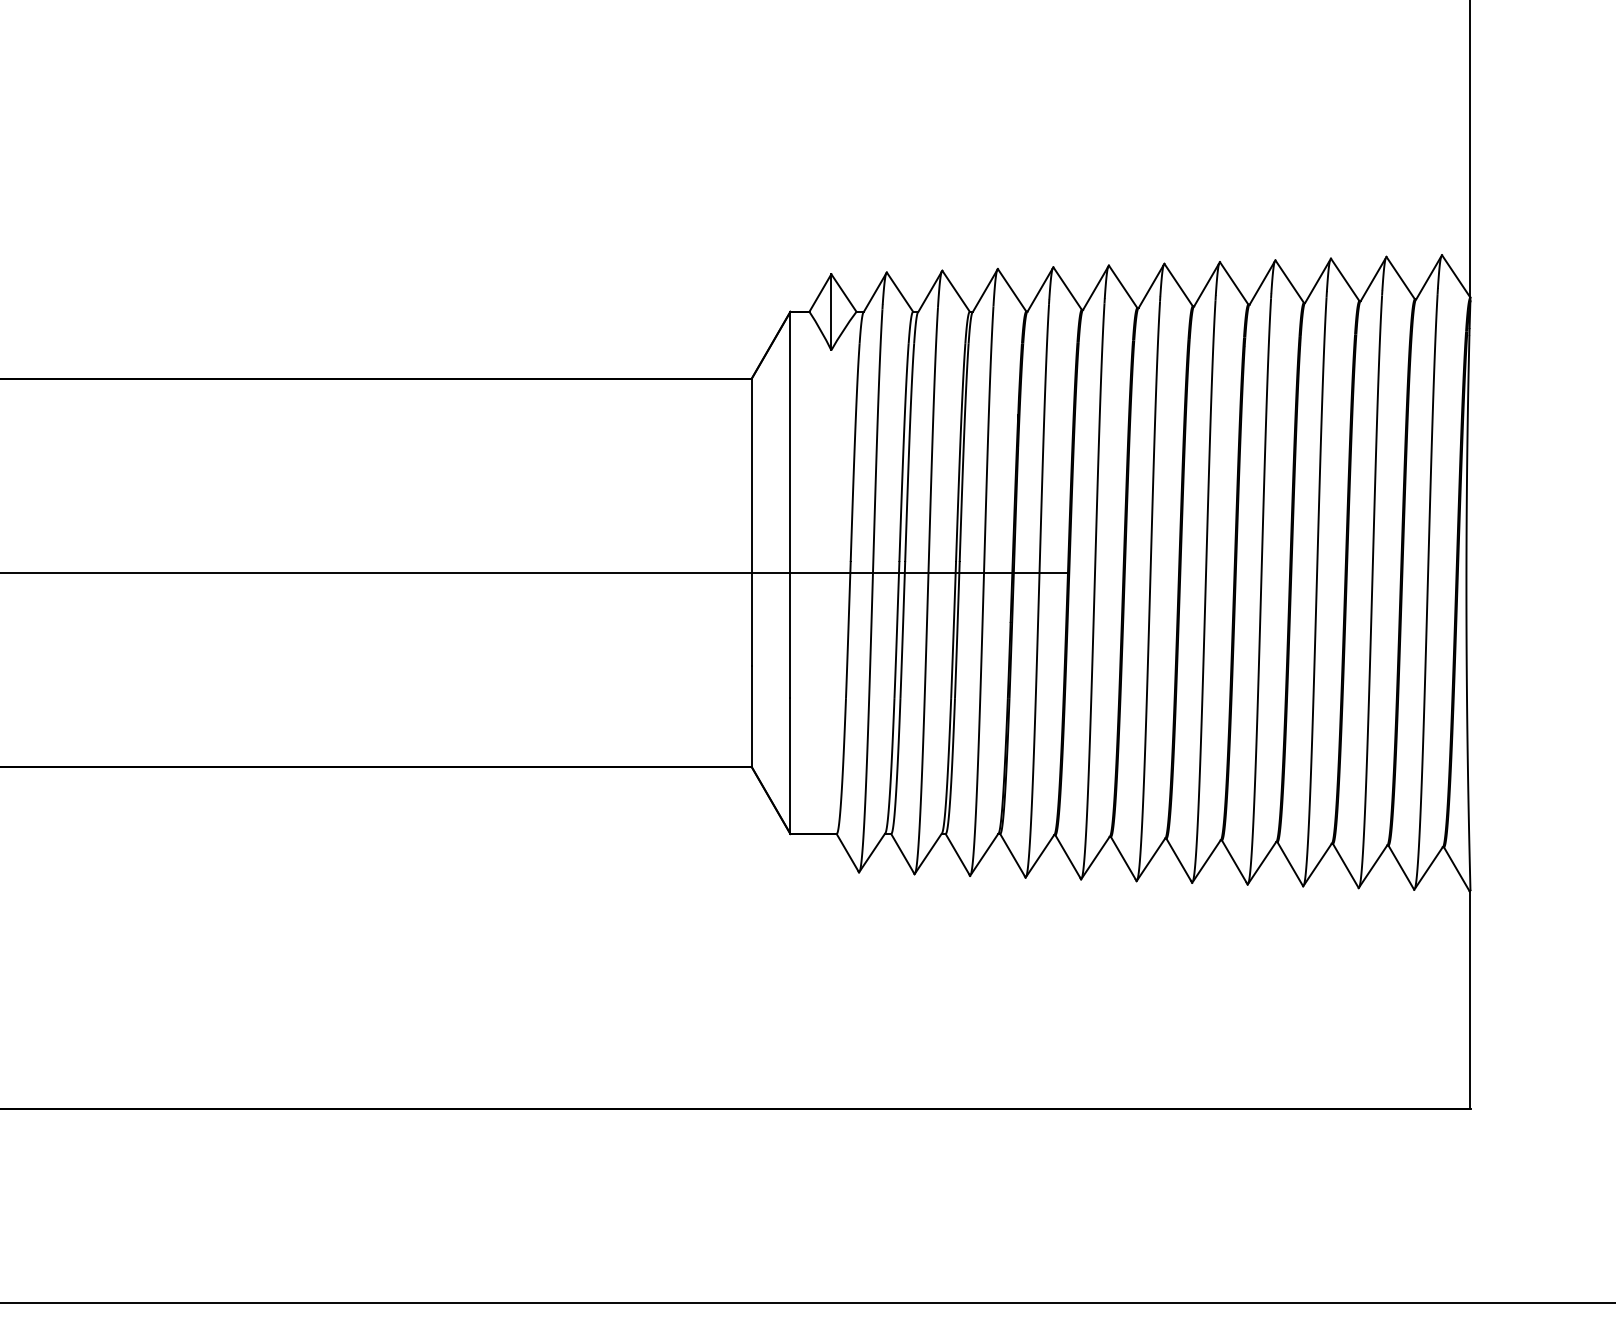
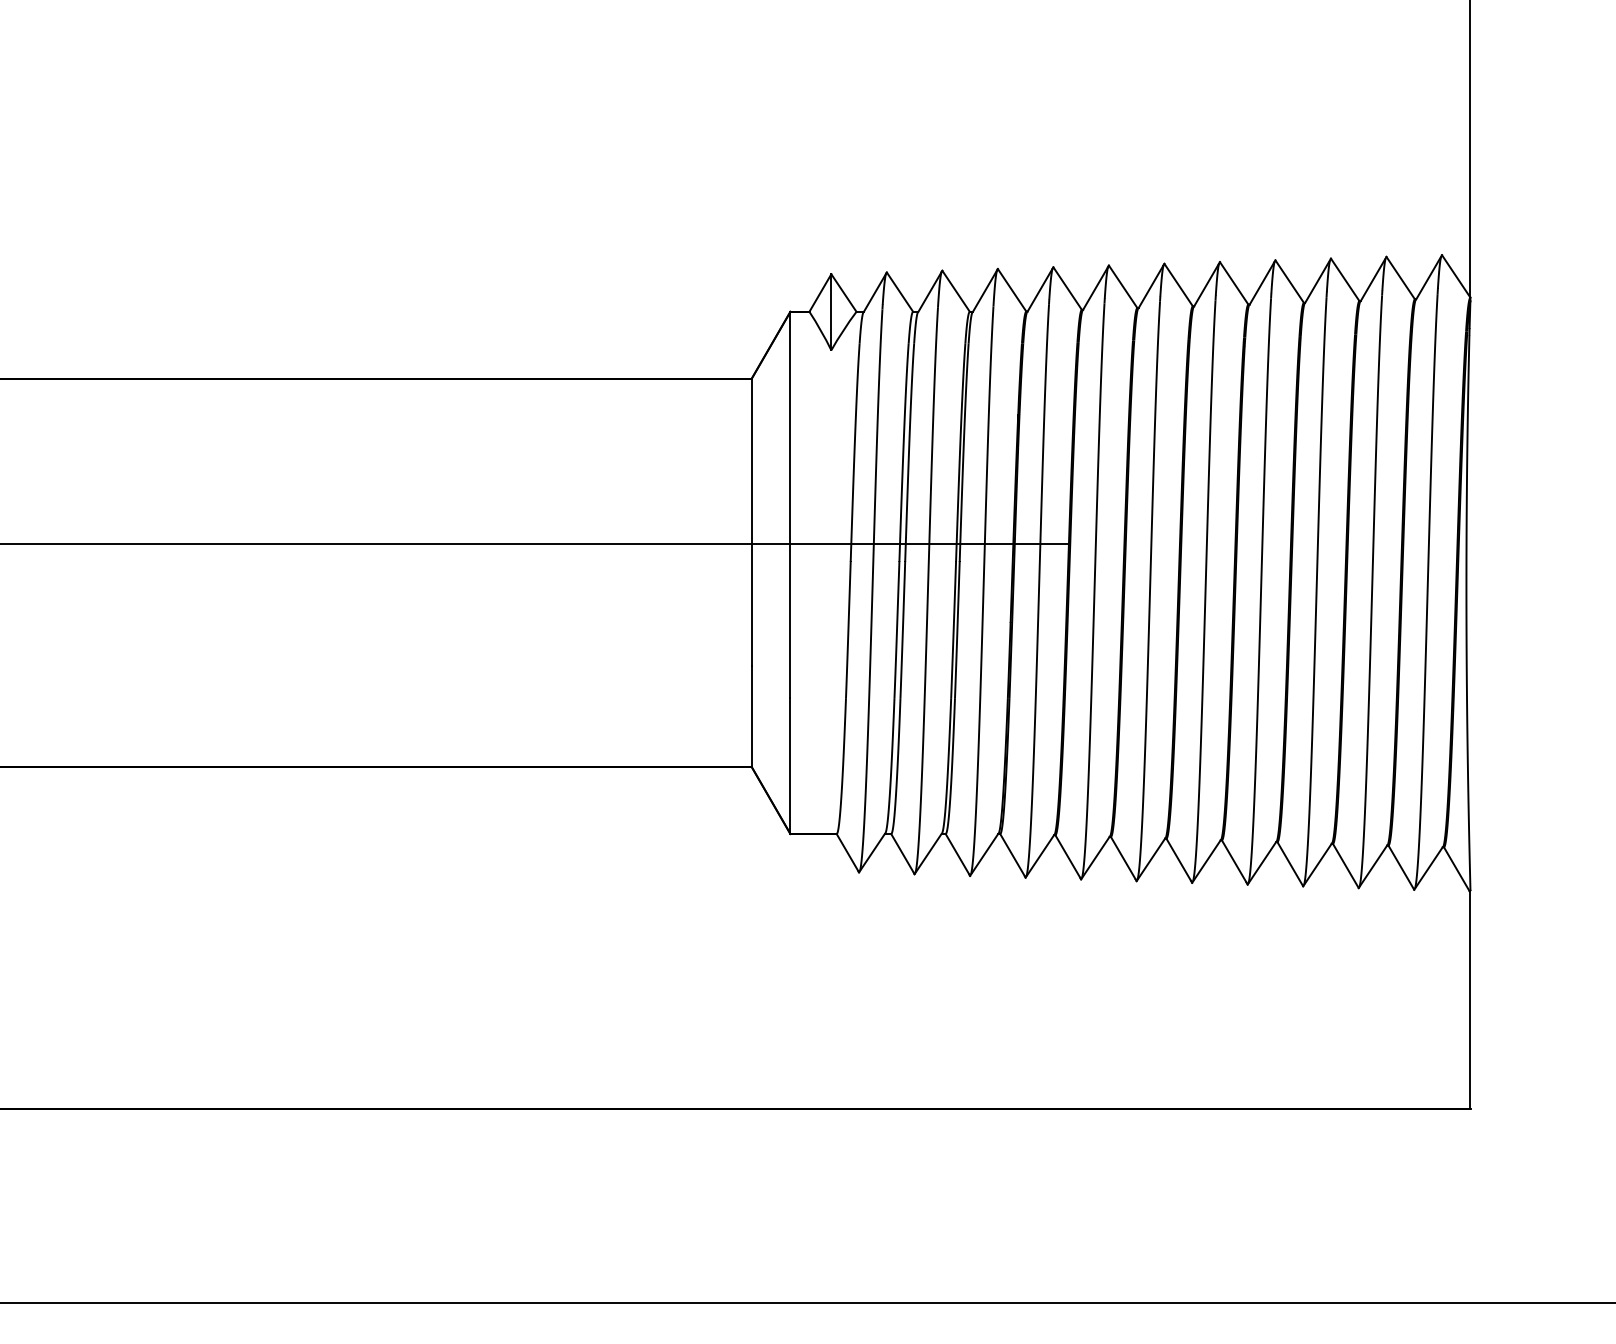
line position: (535, 572) -> (535, 543) (535, 543)
